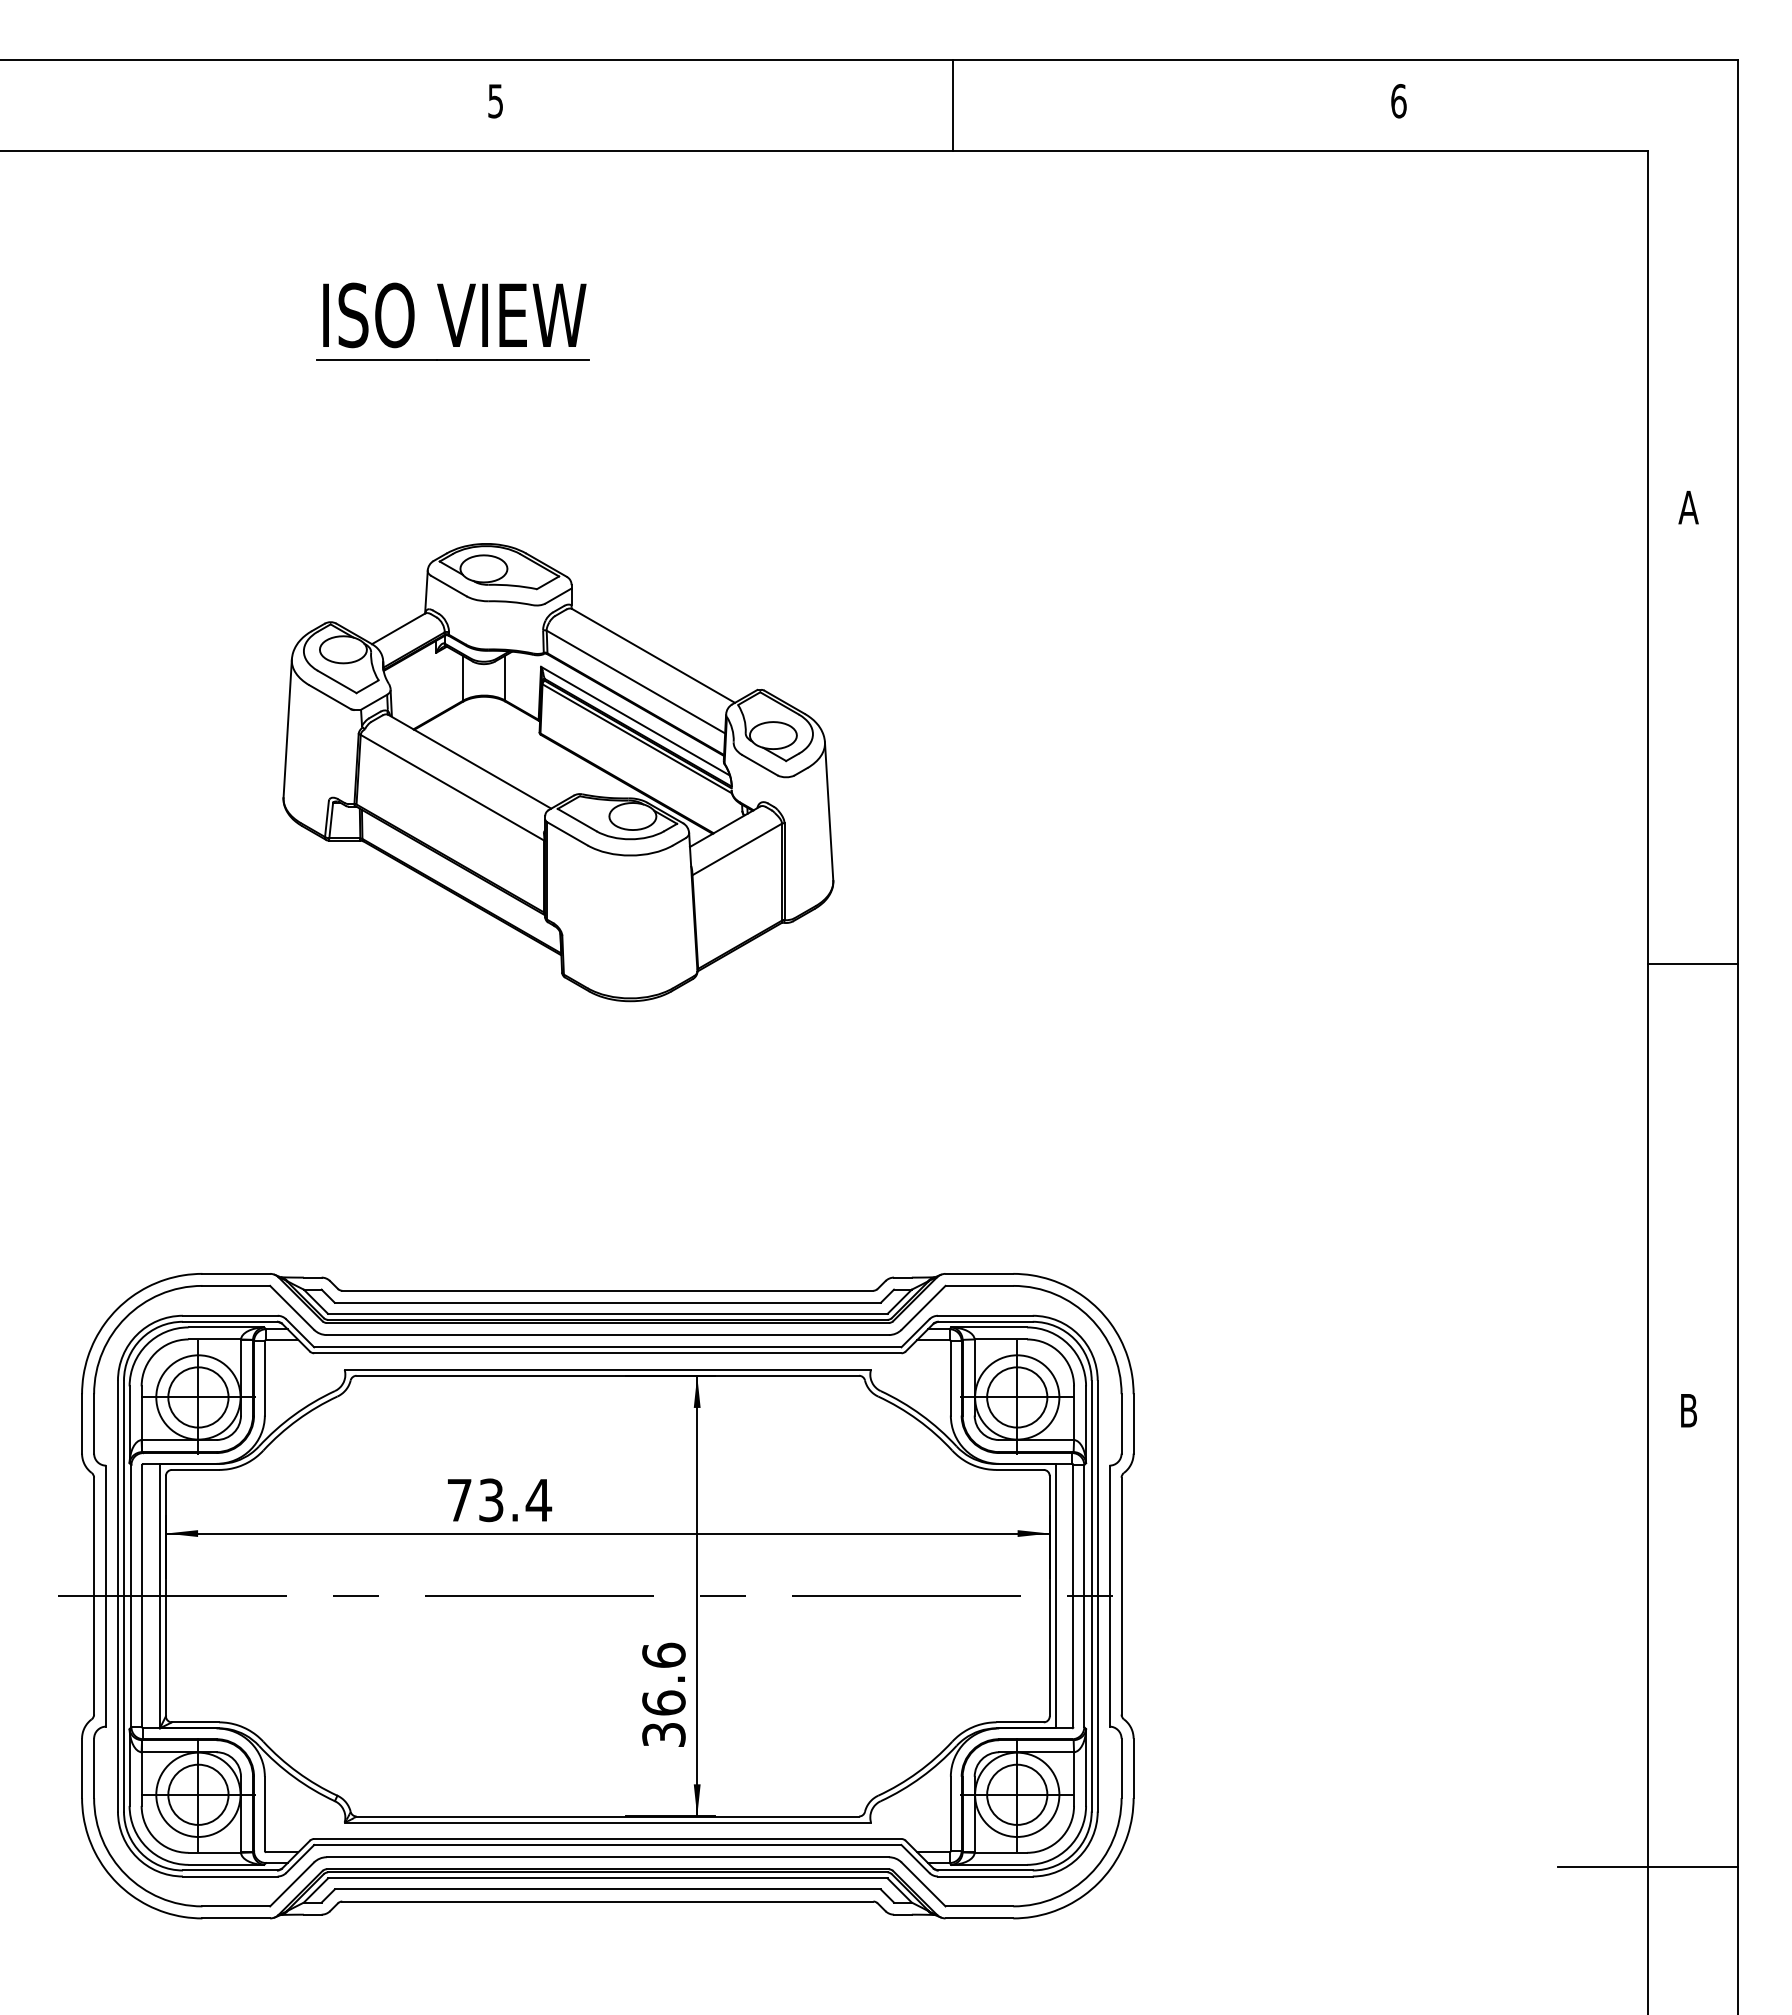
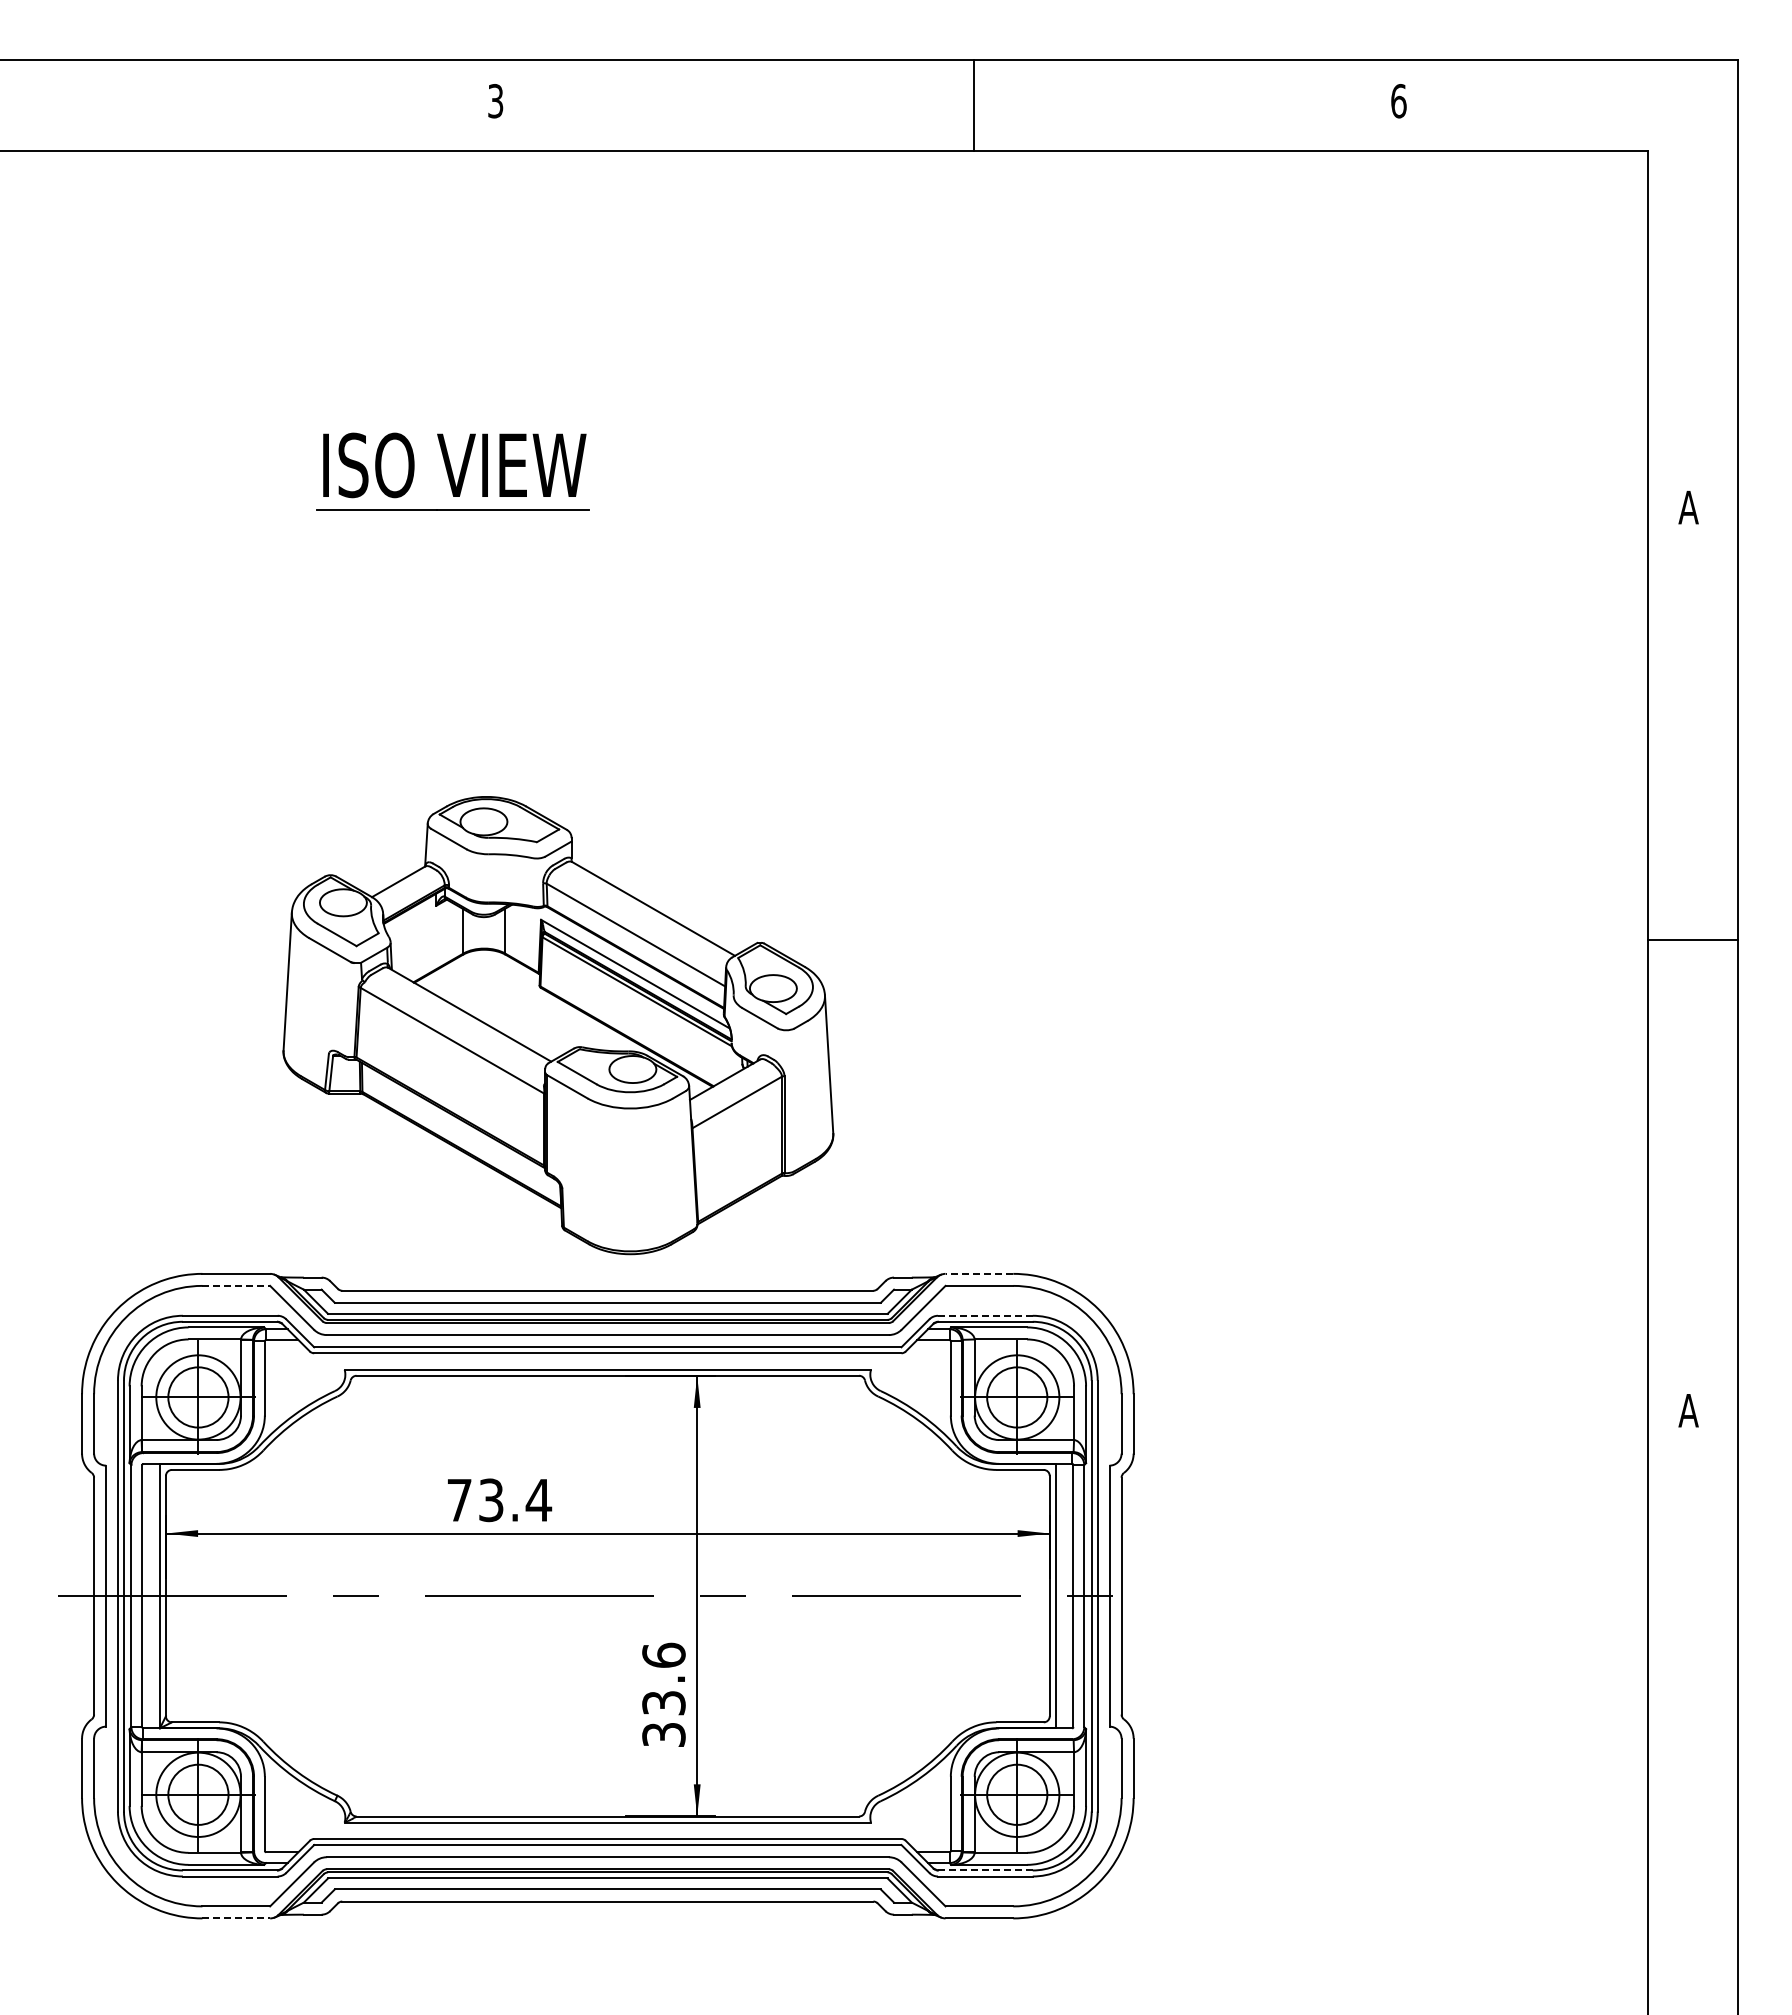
text: 5 -> 3 (495, 100)
line position: (952, 105) -> (973, 105) (973, 105)
part position: (452, 321) -> (452, 471) (452, 471)
part position: (558, 772) -> (558, 1025) (558, 1025)
line position: (1692, 963) -> (1692, 939) (1692, 939)
line: solid -> dashed (979, 1273)
line: solid -> dashed (236, 1285)
line: solid -> dashed (984, 1315)
text: B -> A (1688, 1410)
text: 36.6 -> 33.6 (663, 1702)
line: present -> none (1647, 1866)
line: solid -> dashed (984, 1870)
line: solid -> dashed (236, 1918)
